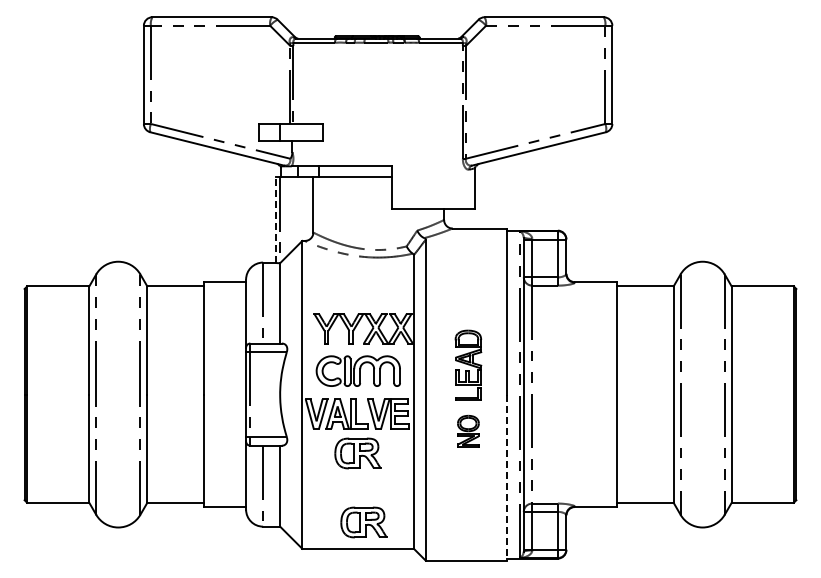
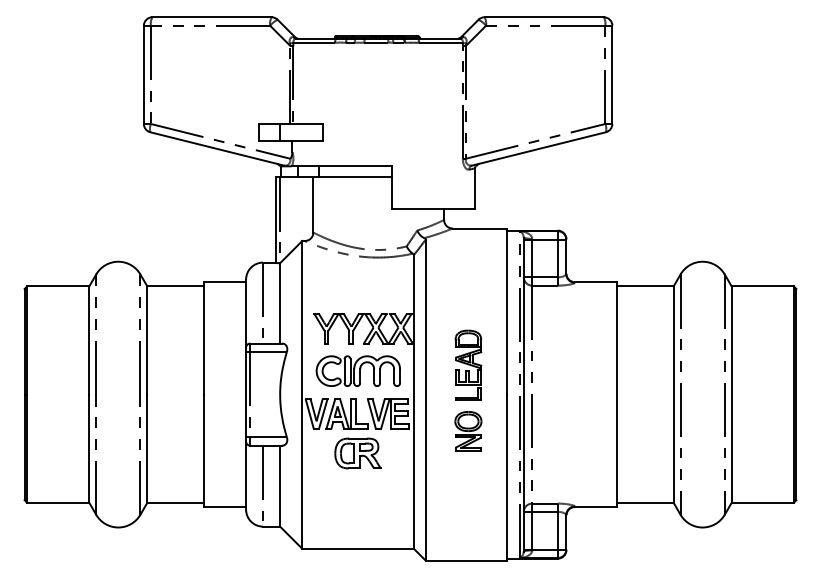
line: dashed -> solid (275, 220)
part size: 23x34 px -> 29x41 px (468, 431)
line: dashed -> solid (506, 478)
part: present -> none (363, 522)
